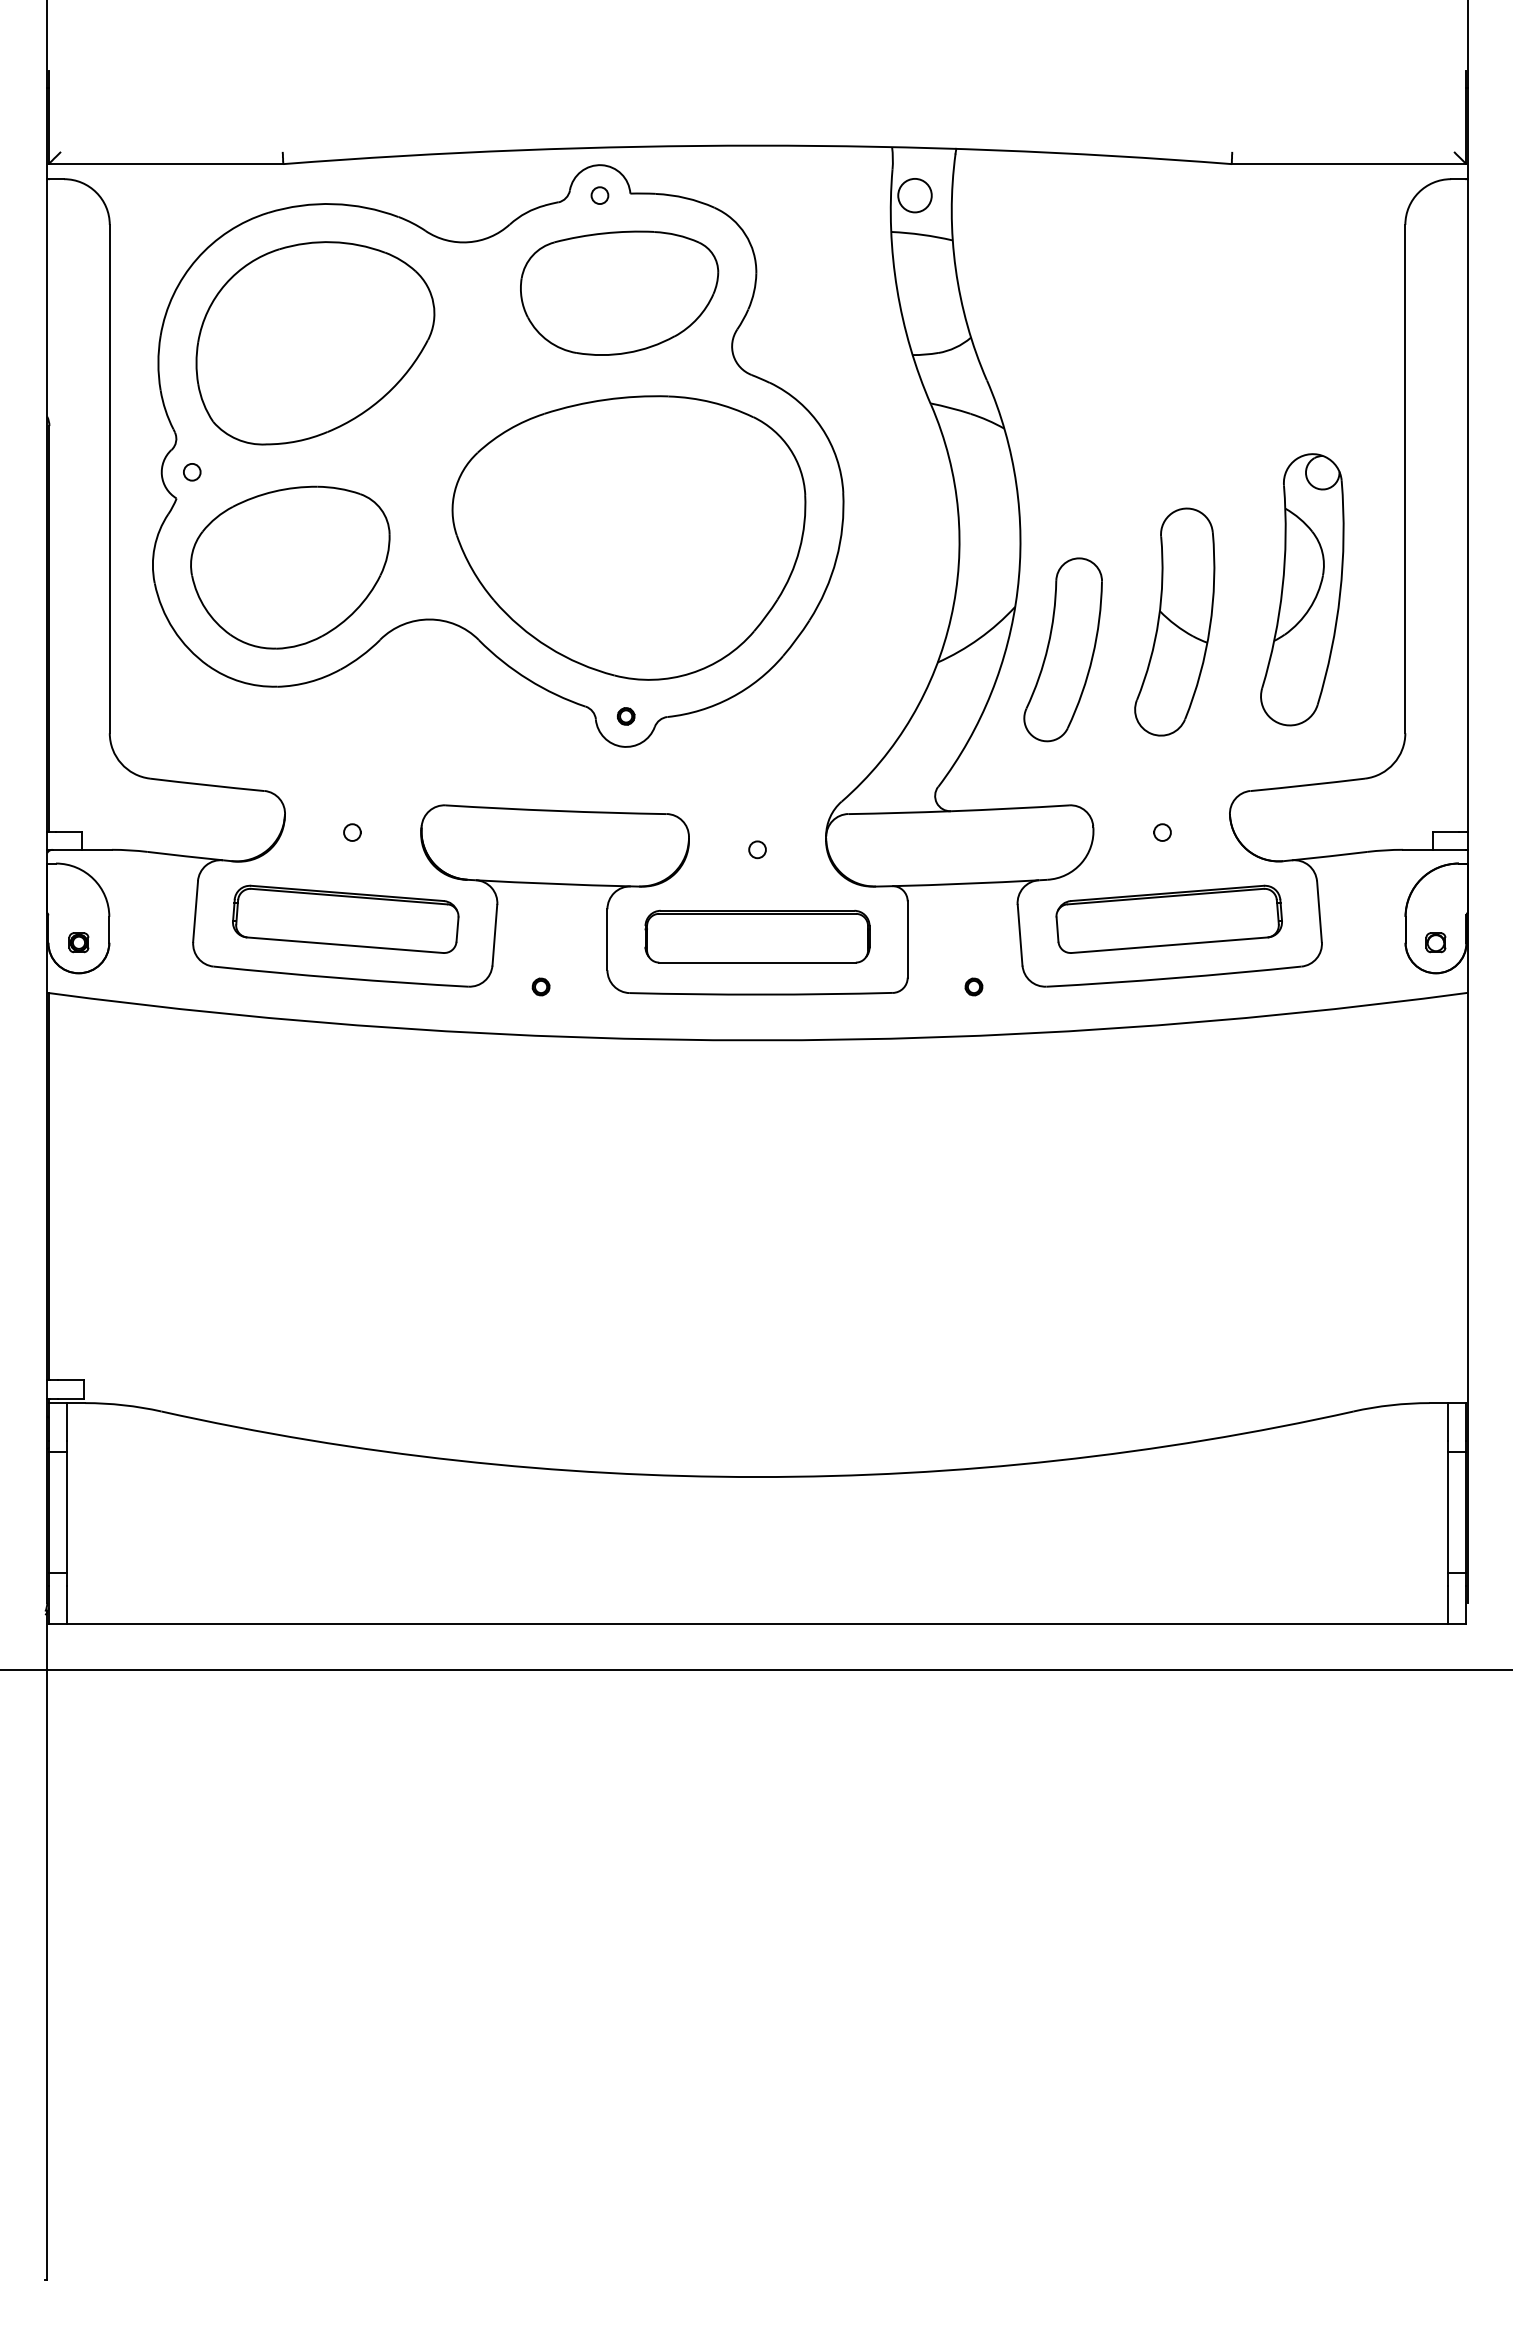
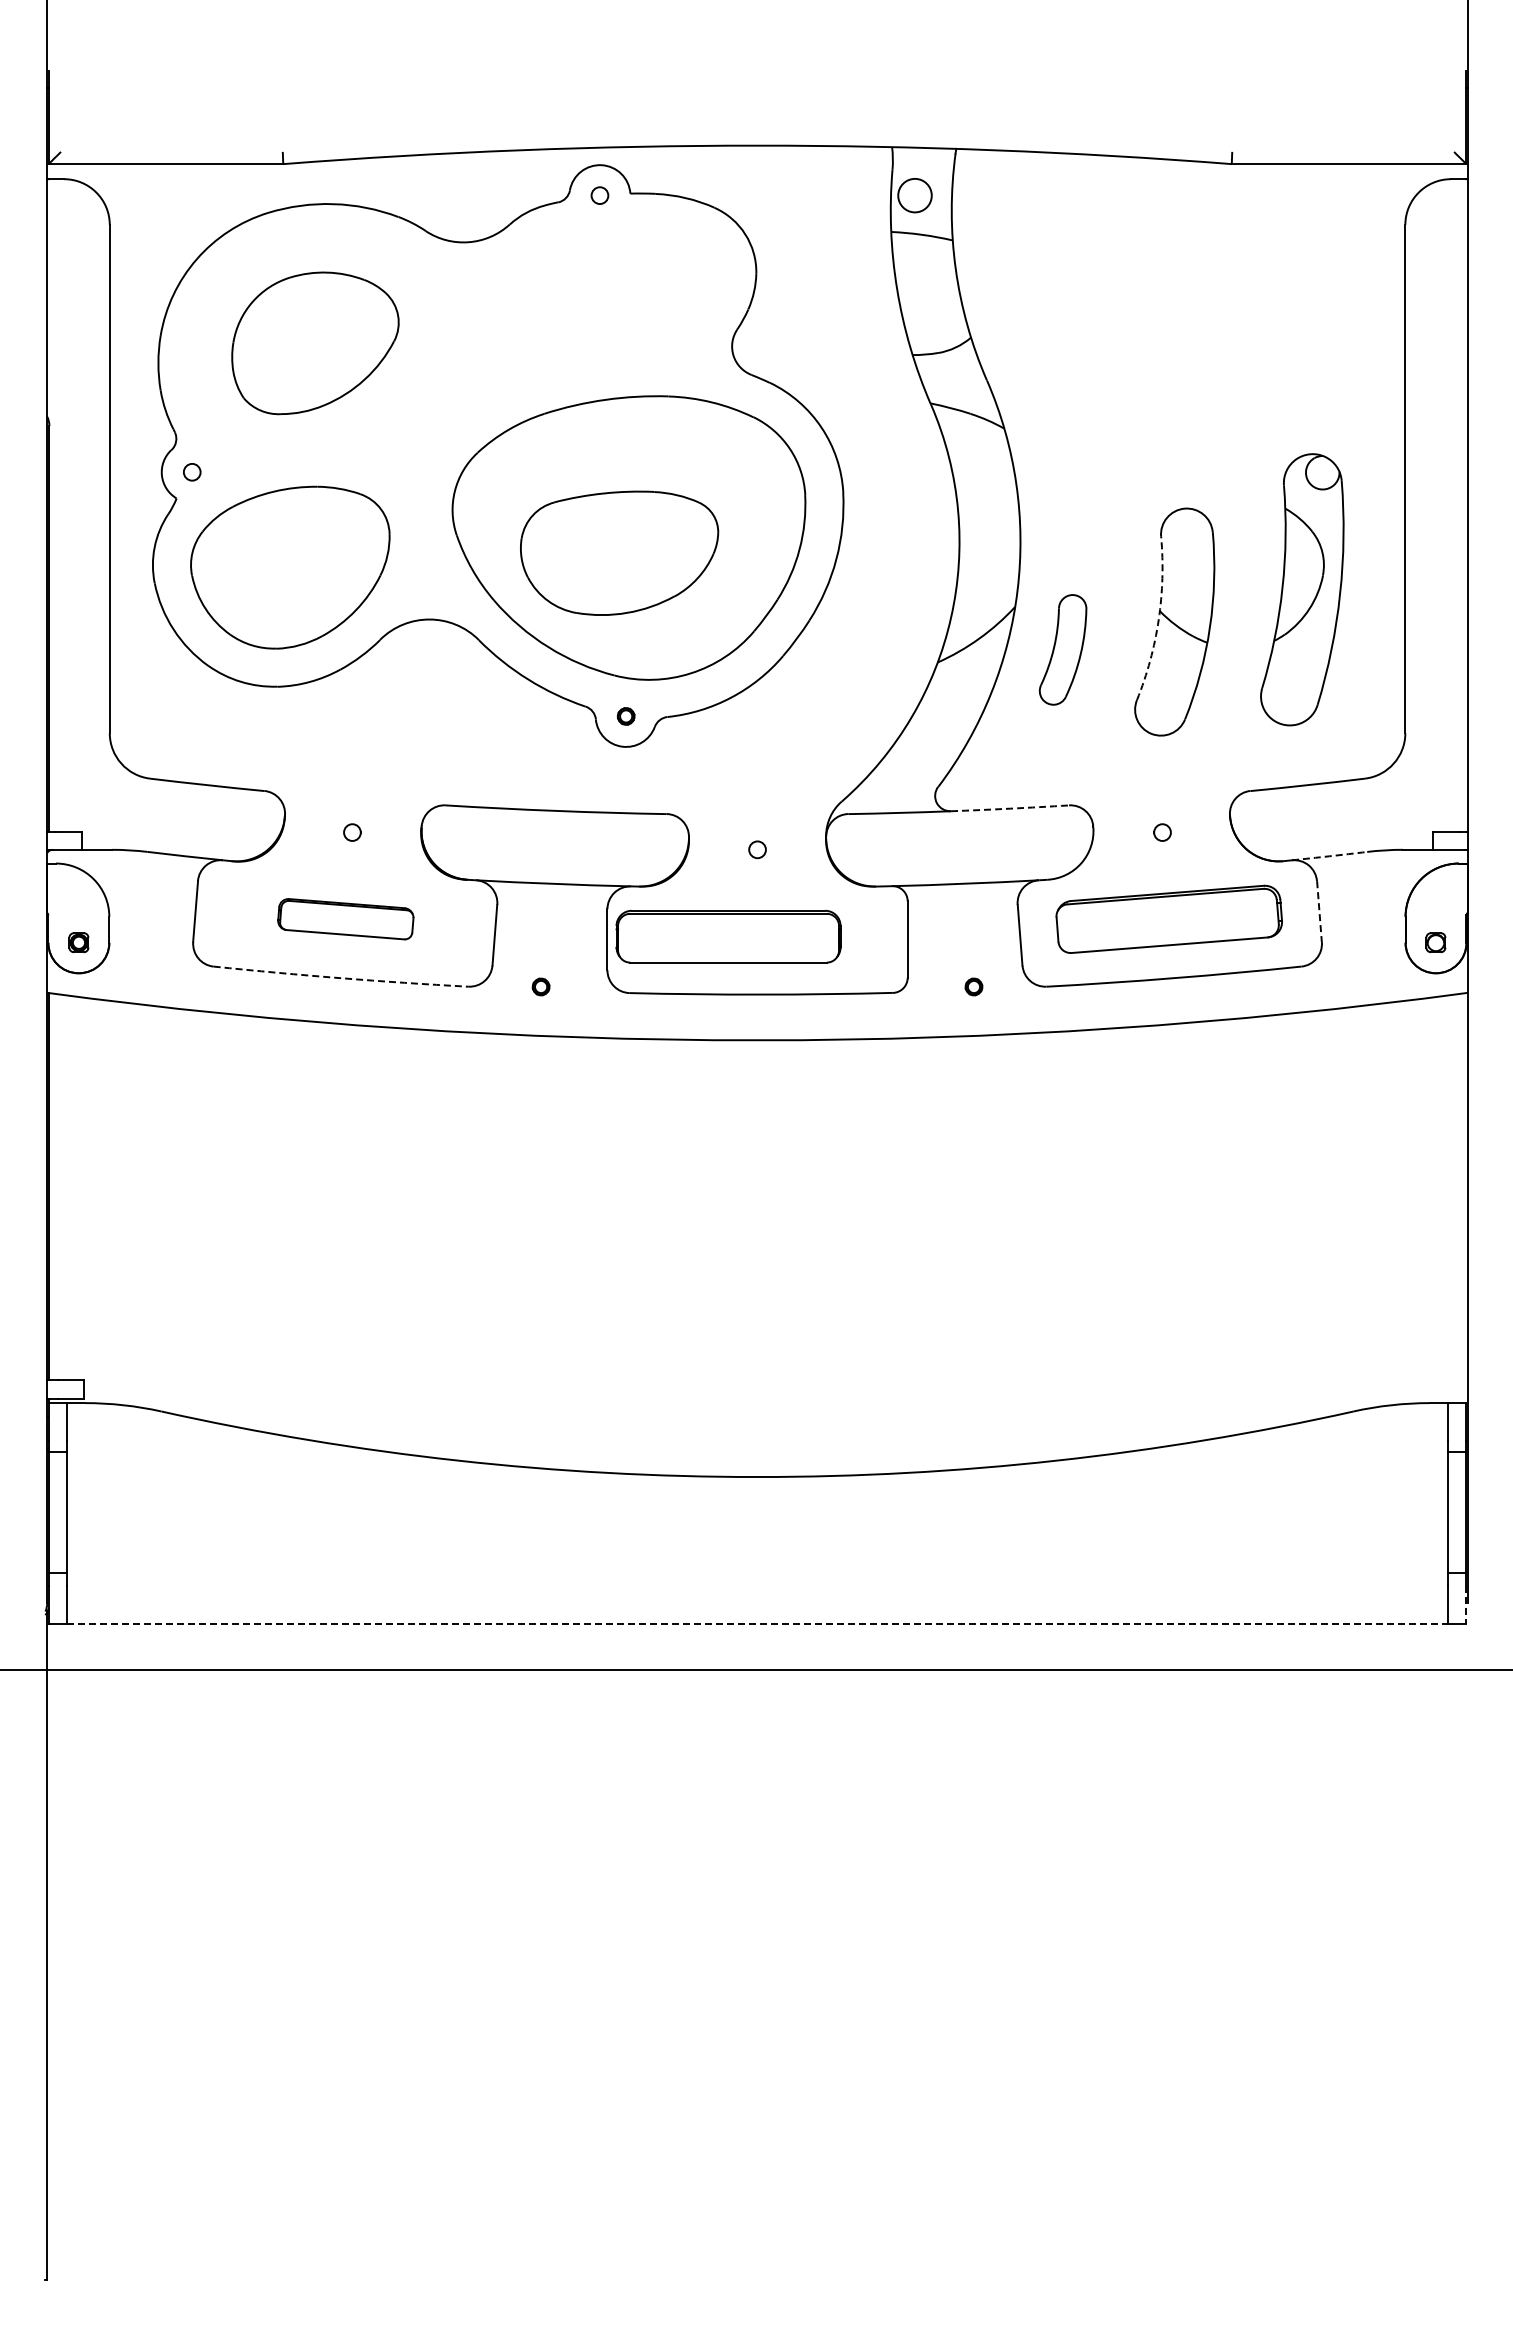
part position: (619, 292) -> (619, 552) (619, 552)
part size: 241x205 px -> 169x145 px (315, 343)
arc: solid -> dashed (1158, 619)
part size: 80x186 px -> 50x112 px (1062, 649)
arc: solid -> dashed (1010, 808)
arc: solid -> dashed (1329, 856)
line: solid -> dashed (1319, 912)
part size: 228x70 px -> 138x43 px (345, 919)
part position: (757, 936) -> (728, 936) (728, 936)
arc: solid -> dashed (340, 978)
line: solid -> dashed (1466, 1605)
line: solid -> dashed (758, 1624)
